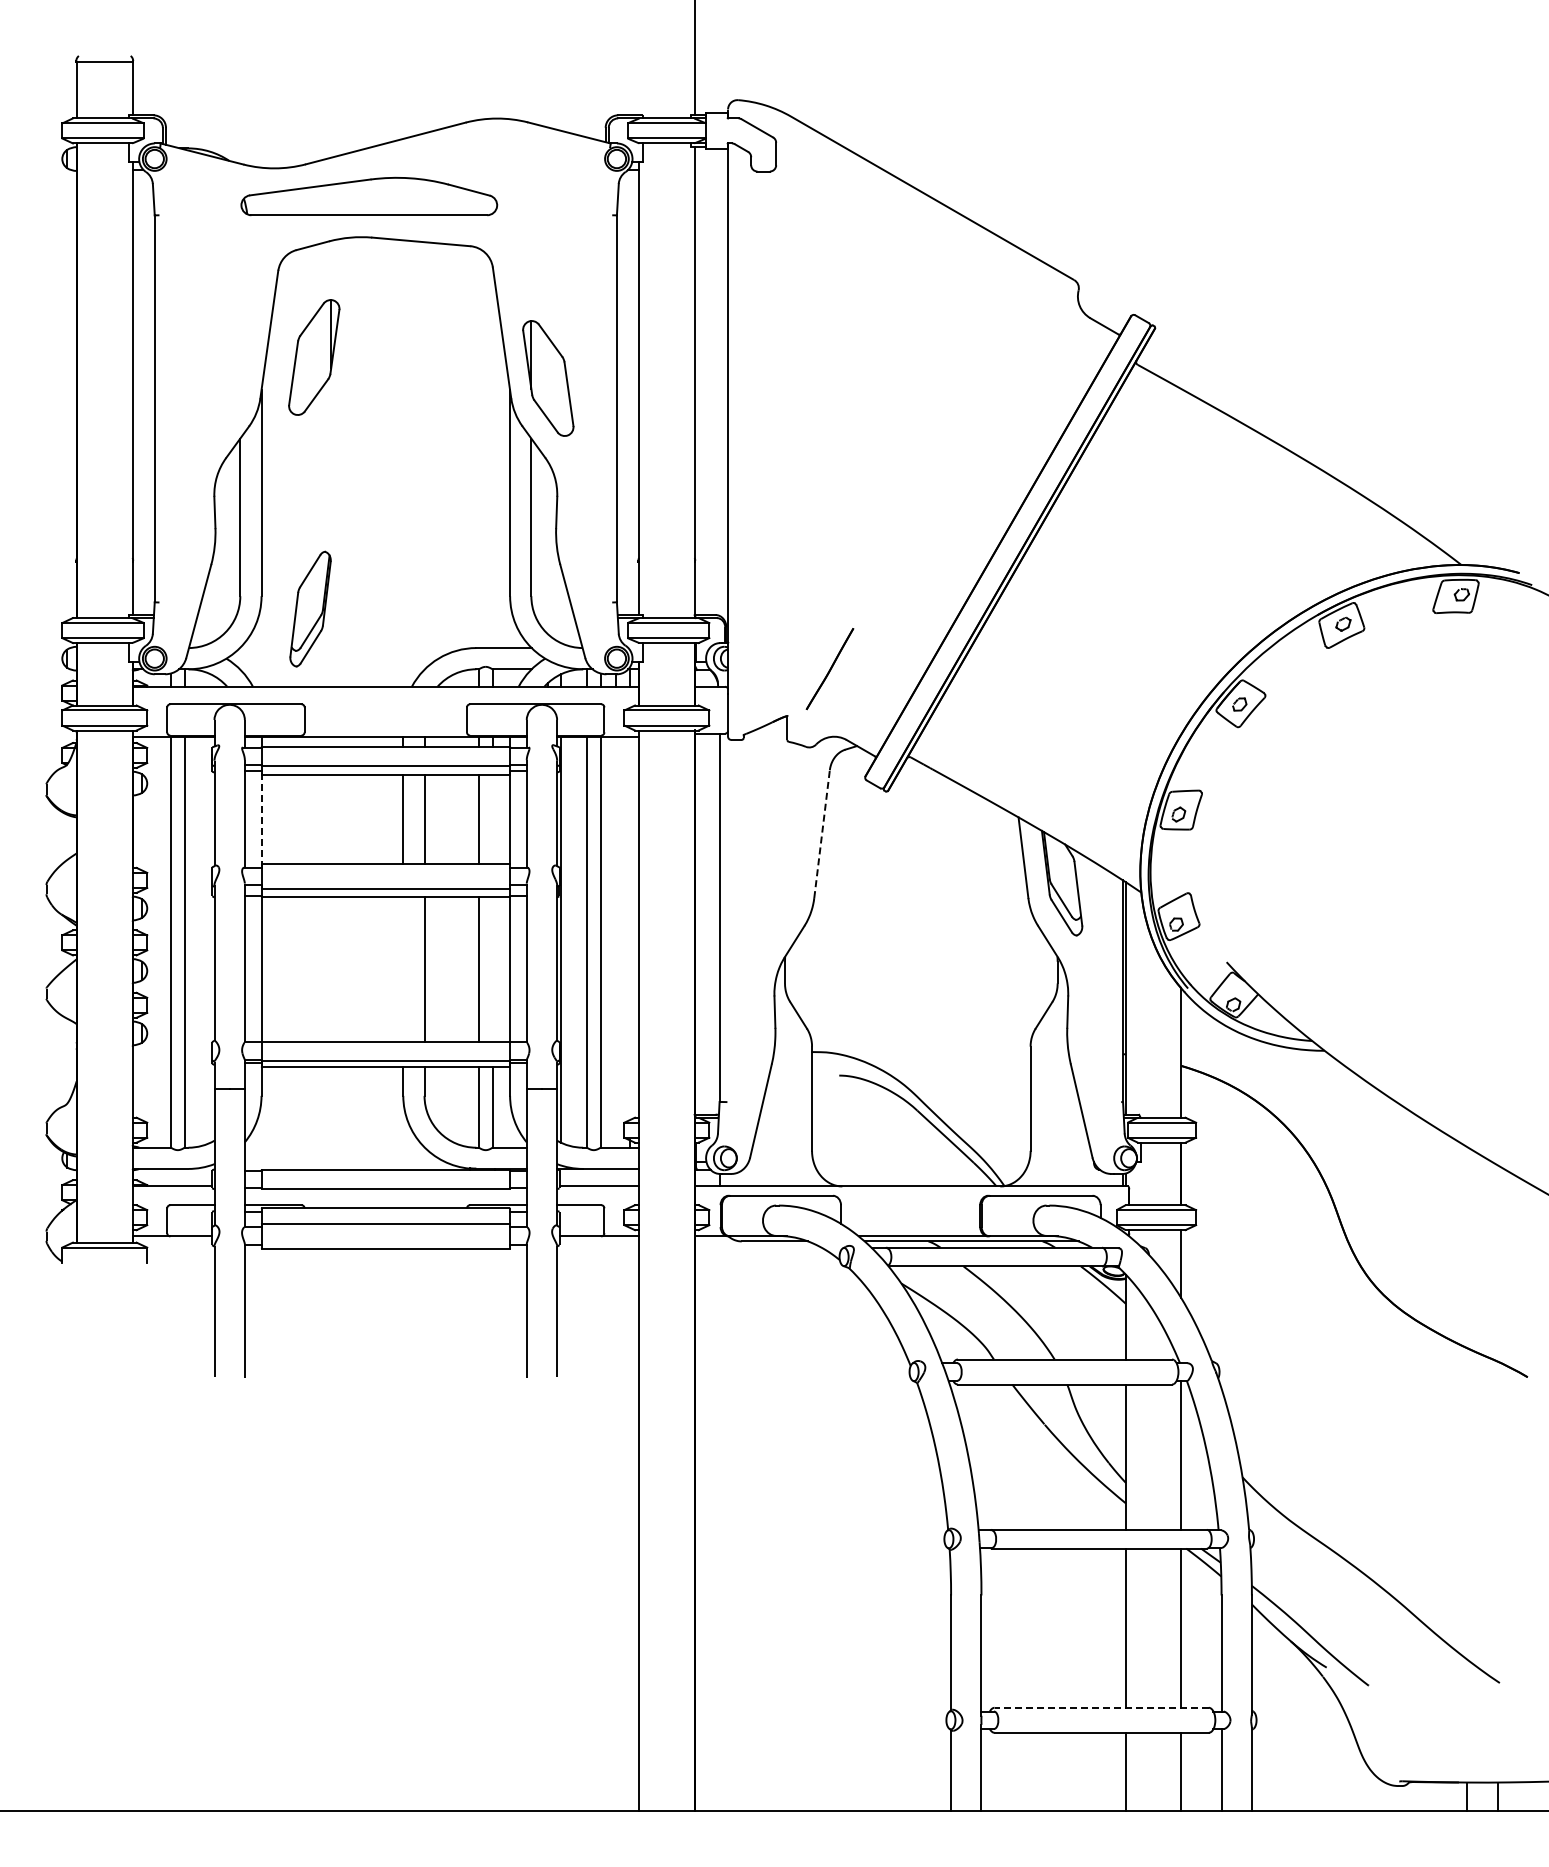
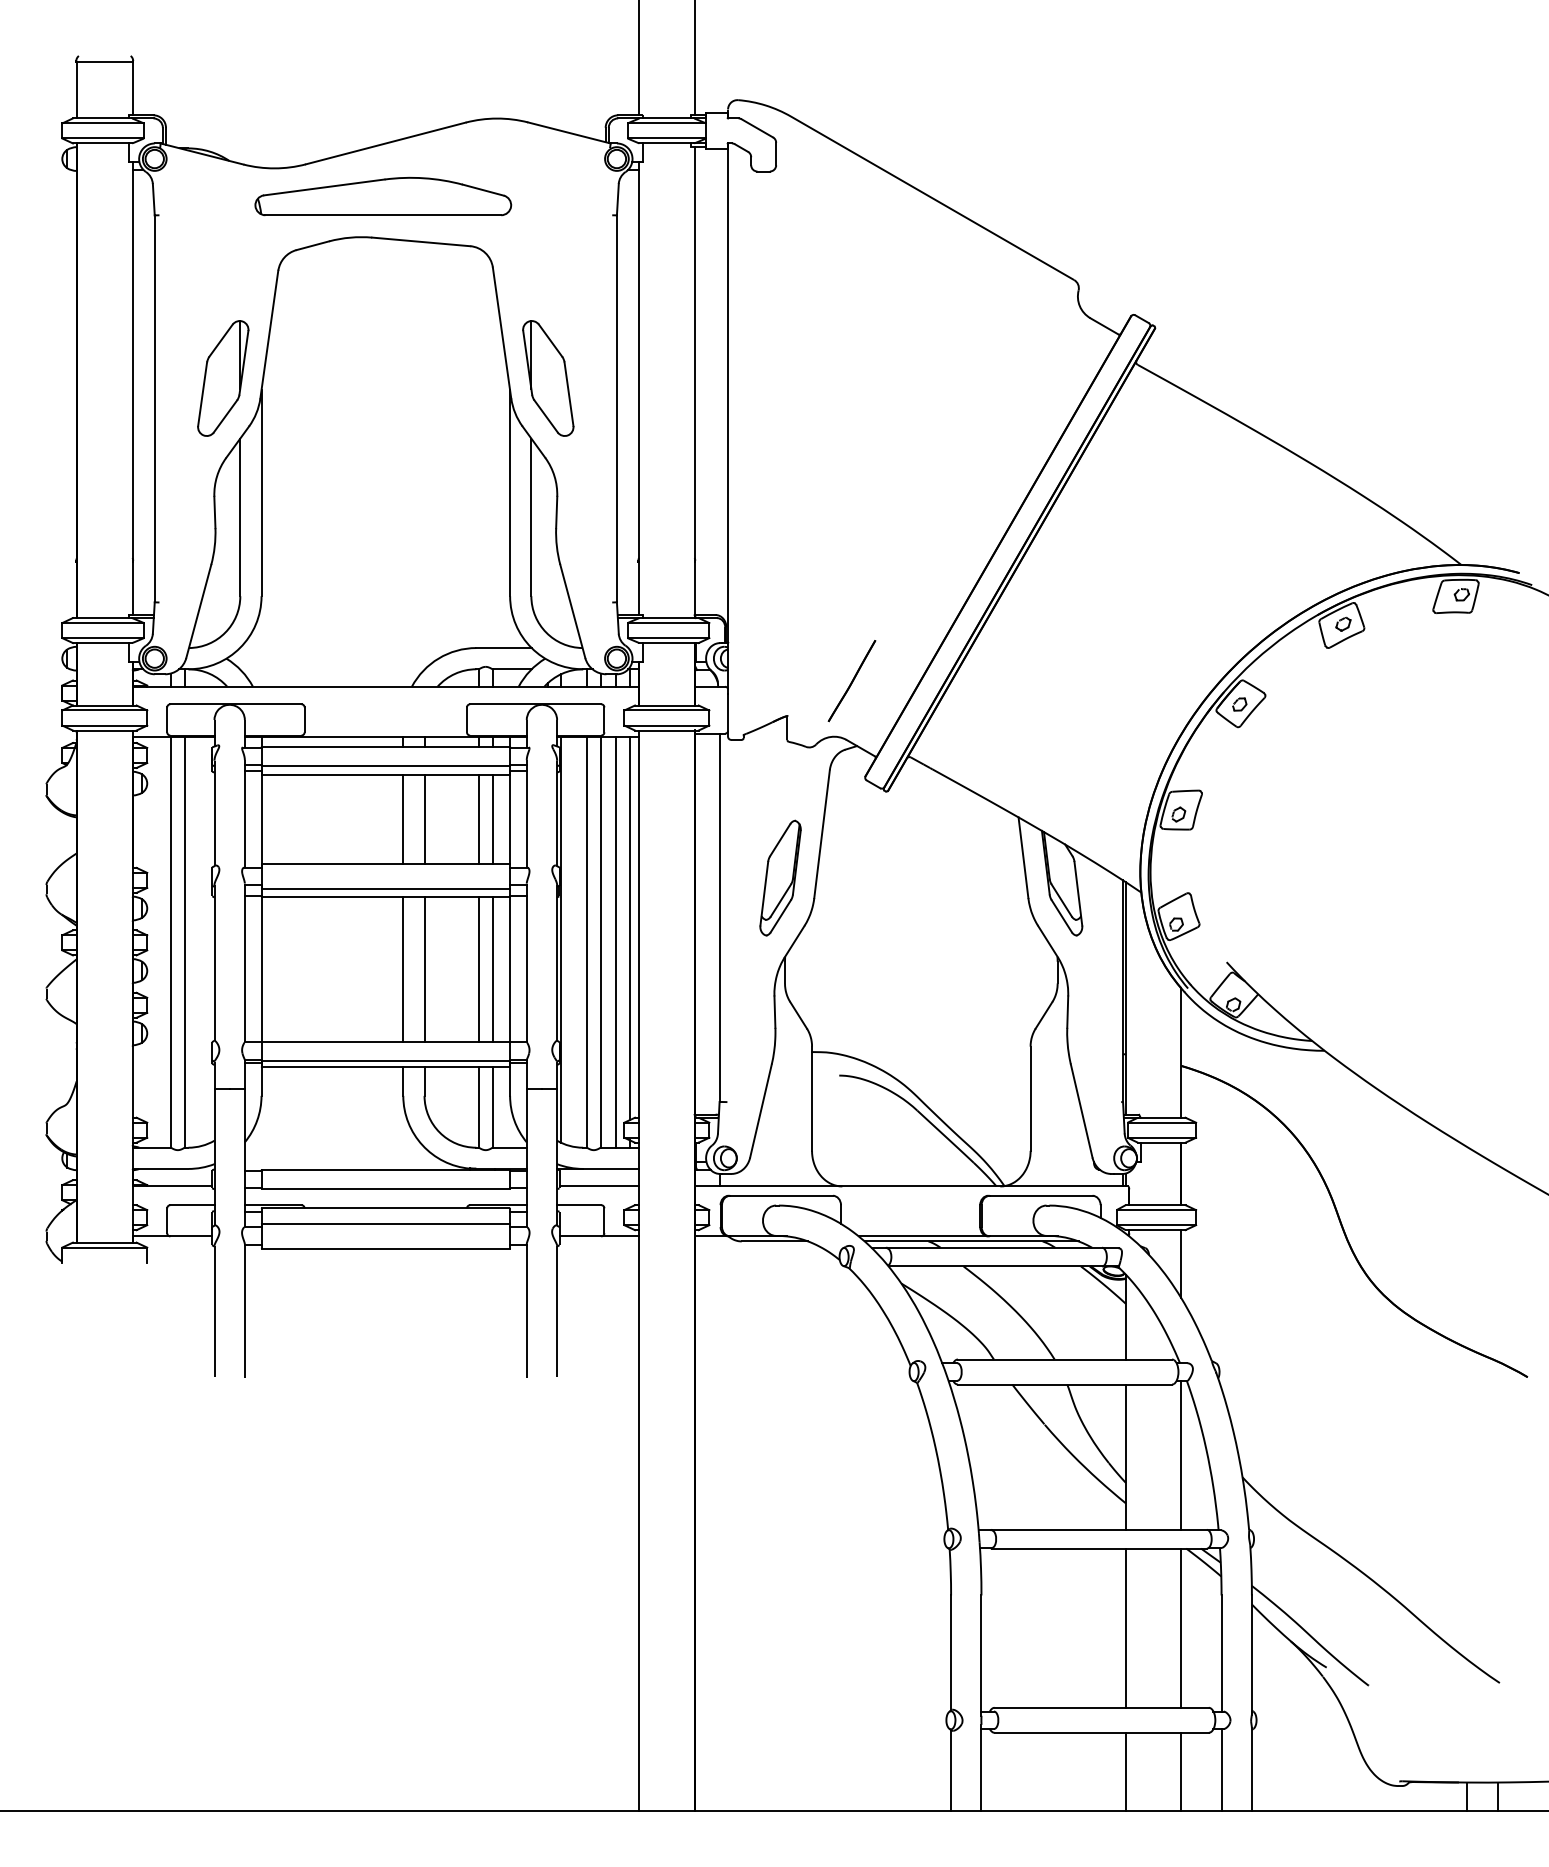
line: none -> present (639, 58)
part position: (369, 196) -> (383, 196) (383, 196)
part position: (314, 357) -> (223, 378) (223, 378)
part position: (310, 608) -> (780, 877) (780, 877)
line position: (829, 669) -> (851, 681) (851, 681)
line: dashed -> solid (261, 819)
line: none -> present (492, 819)
line: dashed -> solid (822, 833)
line: none -> present (629, 928)
line: none -> present (616, 941)
line: none -> present (403, 968)
line: none -> present (492, 968)
line: dashed -> solid (1101, 1707)
